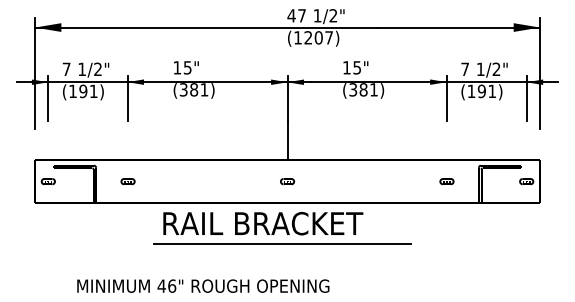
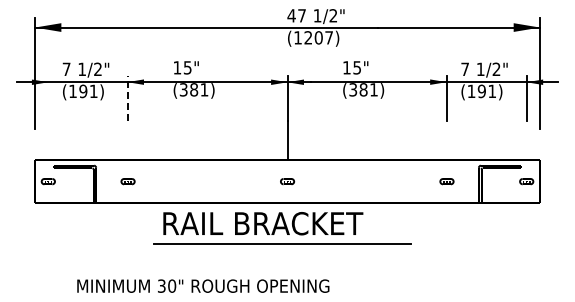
line: present -> none (48, 98)
line: solid -> dashed (128, 98)
text: 46" -> 30" (166, 285)
